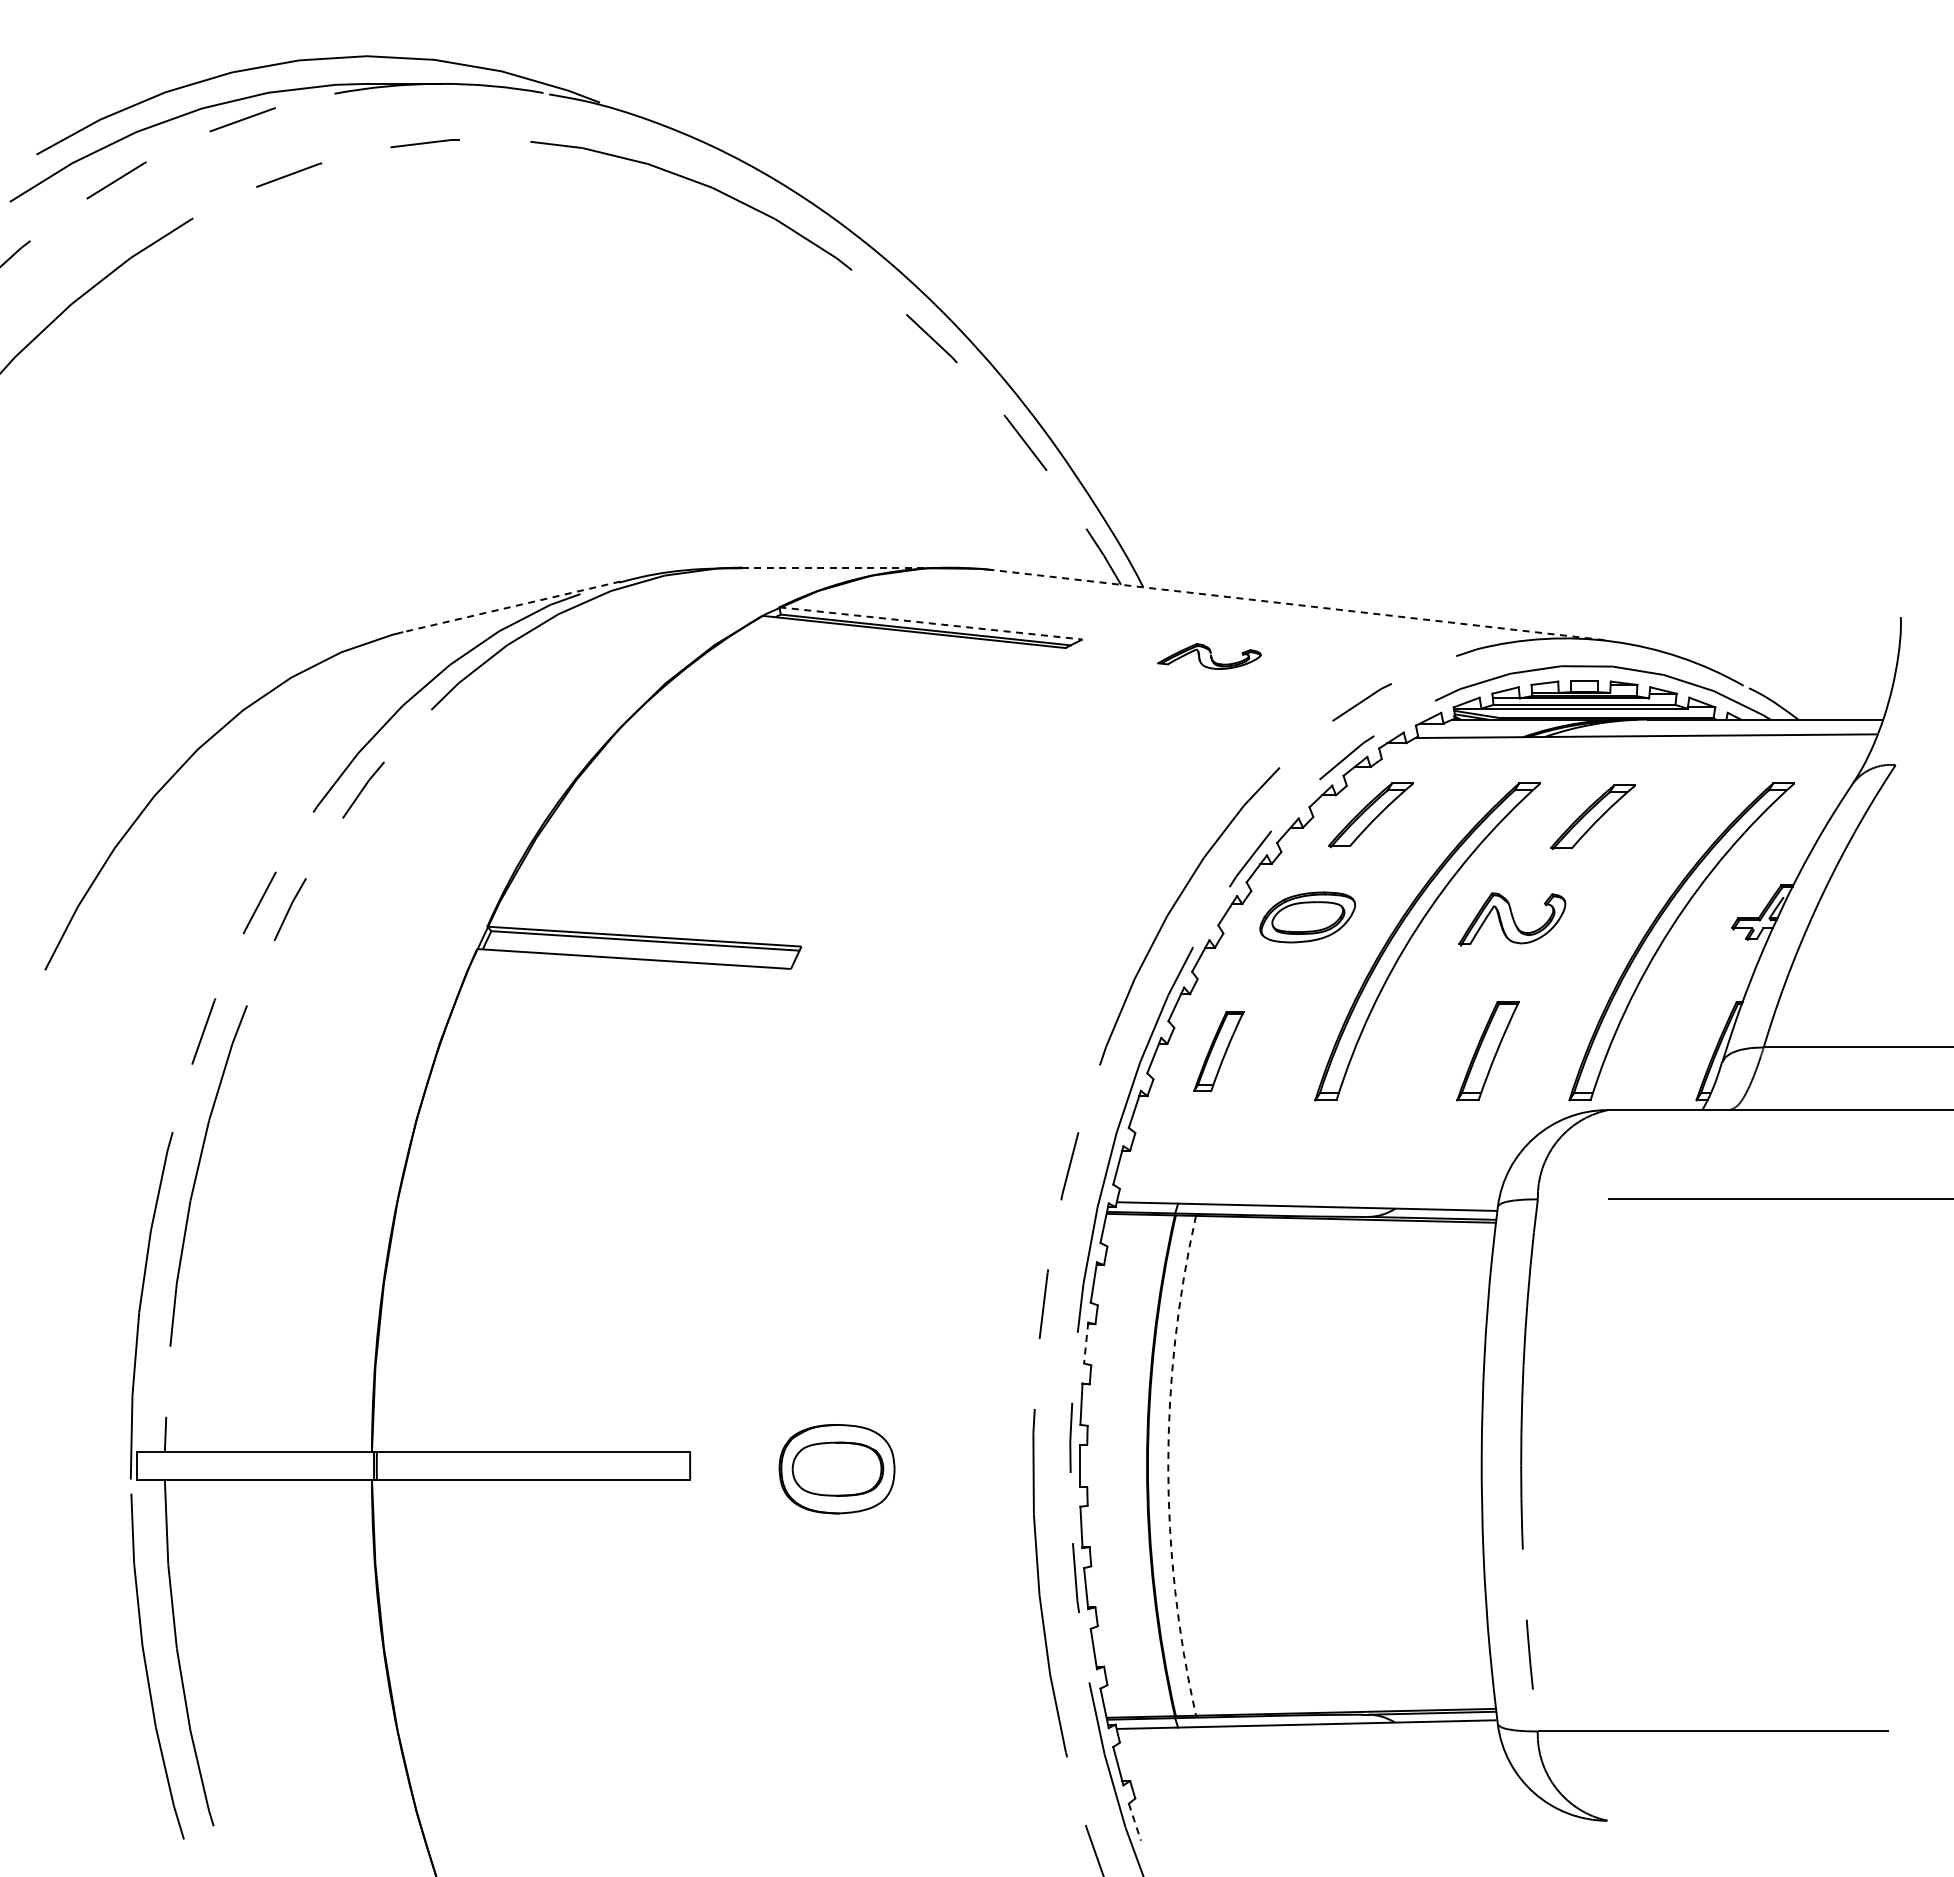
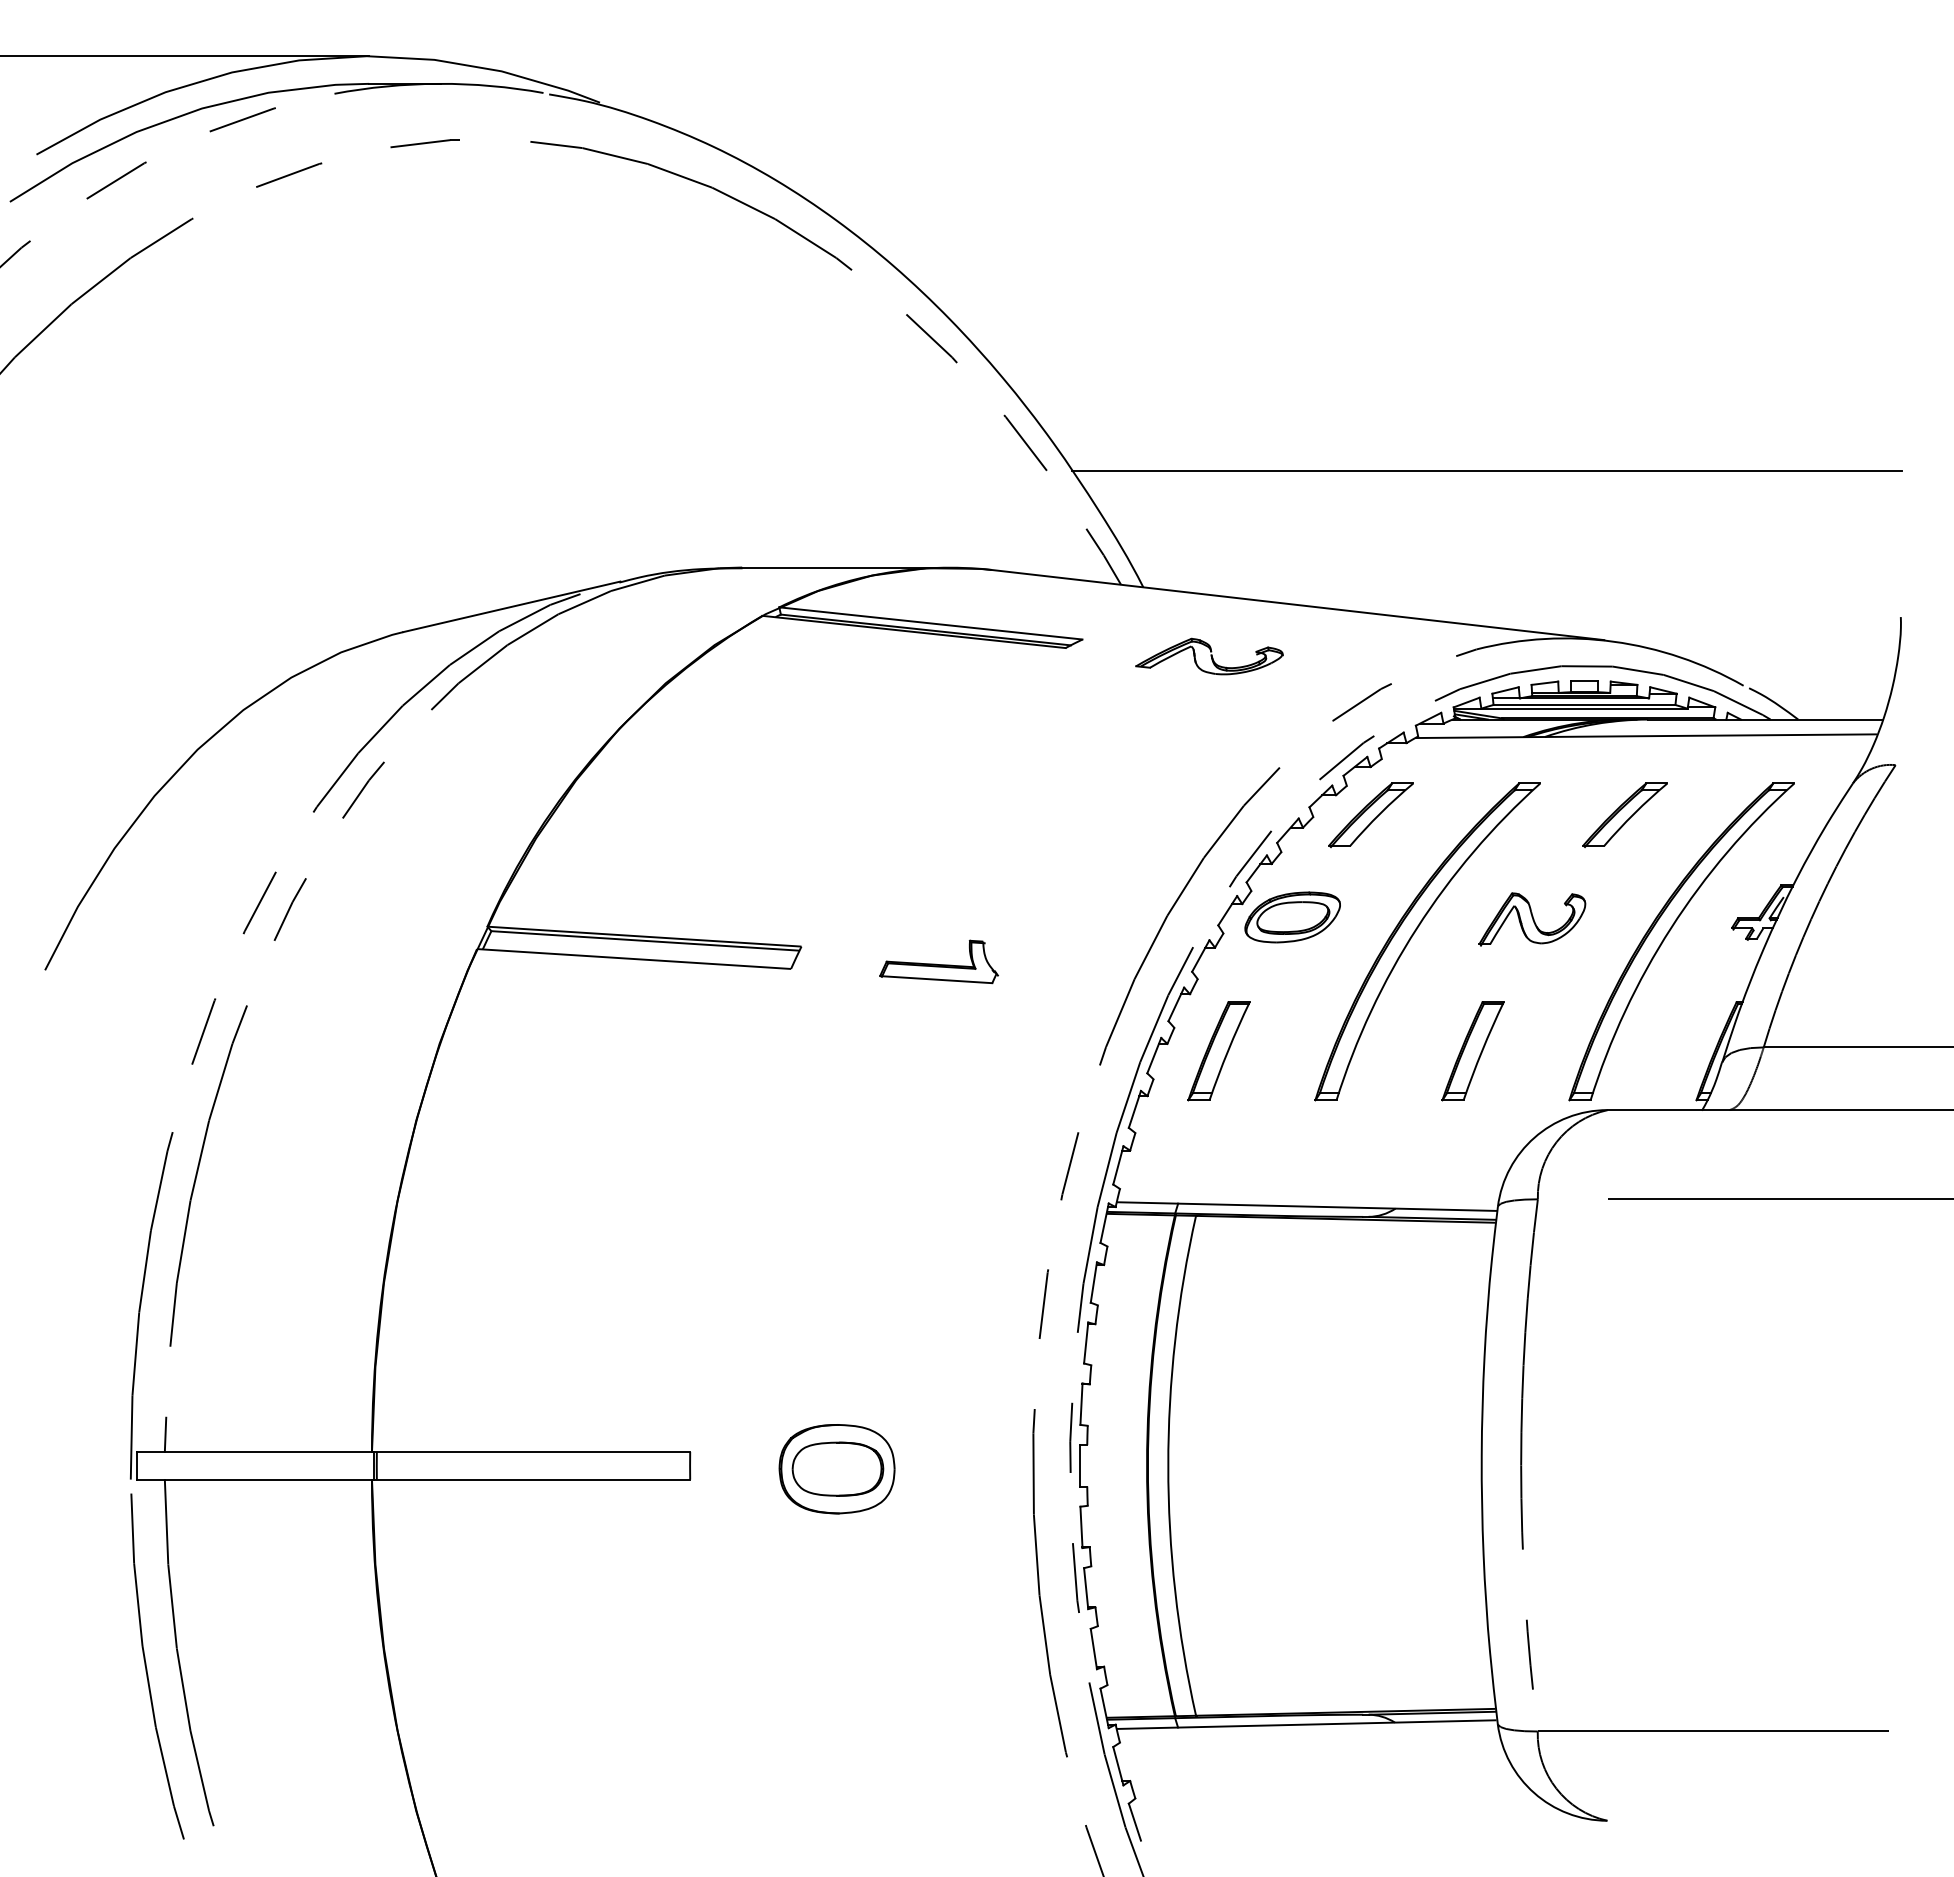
line: none -> present (185, 56)
line: none -> present (1486, 470)
line: dashed -> solid (845, 567)
line: dashed -> solid (1297, 604)
line: dashed -> solid (511, 606)
line: dashed -> solid (931, 623)
part size: 105x27 px -> 149x39 px (1209, 656)
part position: (1592, 817) -> (1624, 815) (1624, 815)
part position: (1307, 917) -> (1292, 917) (1292, 917)
part position: (1512, 919) -> (1532, 919) (1532, 919)
part: none -> present (938, 961)
part size: 52x81 px -> 64x101 px (1218, 1051)
part position: (1487, 1051) -> (1472, 1051) (1472, 1051)
line: dashed -> solid (1086, 1343)
arc: dashed -> solid (1168, 1465)
line: dashed -> solid (1135, 1822)
